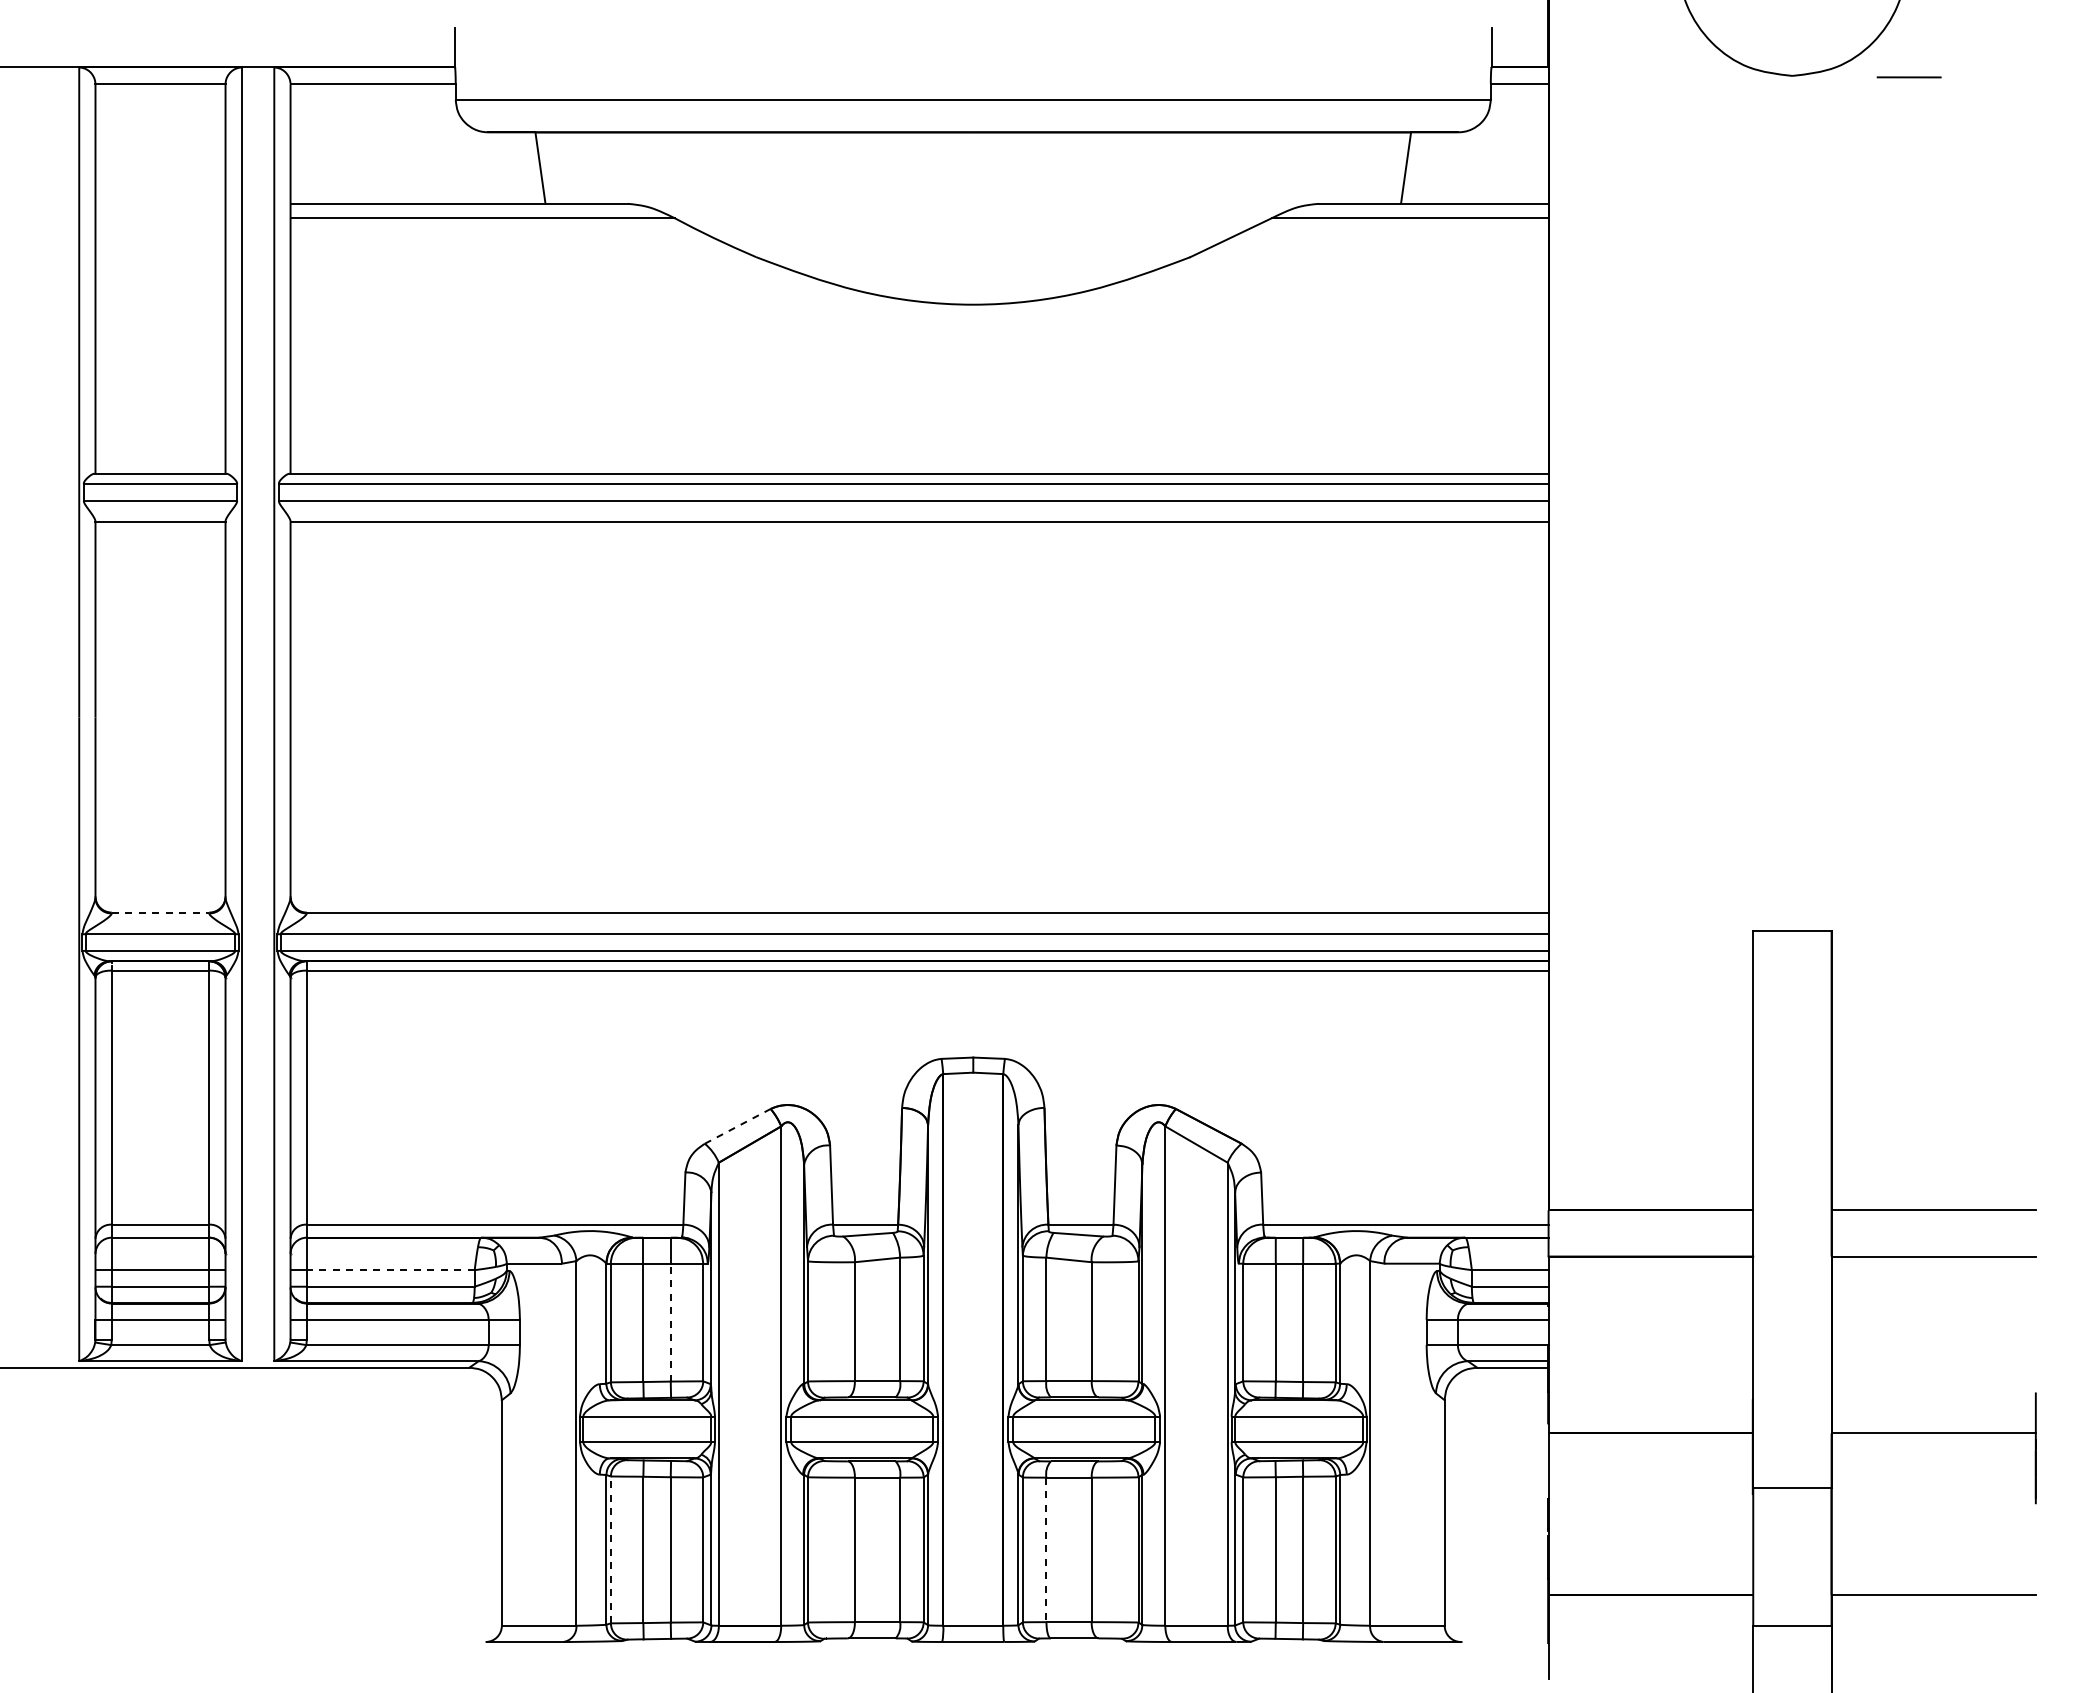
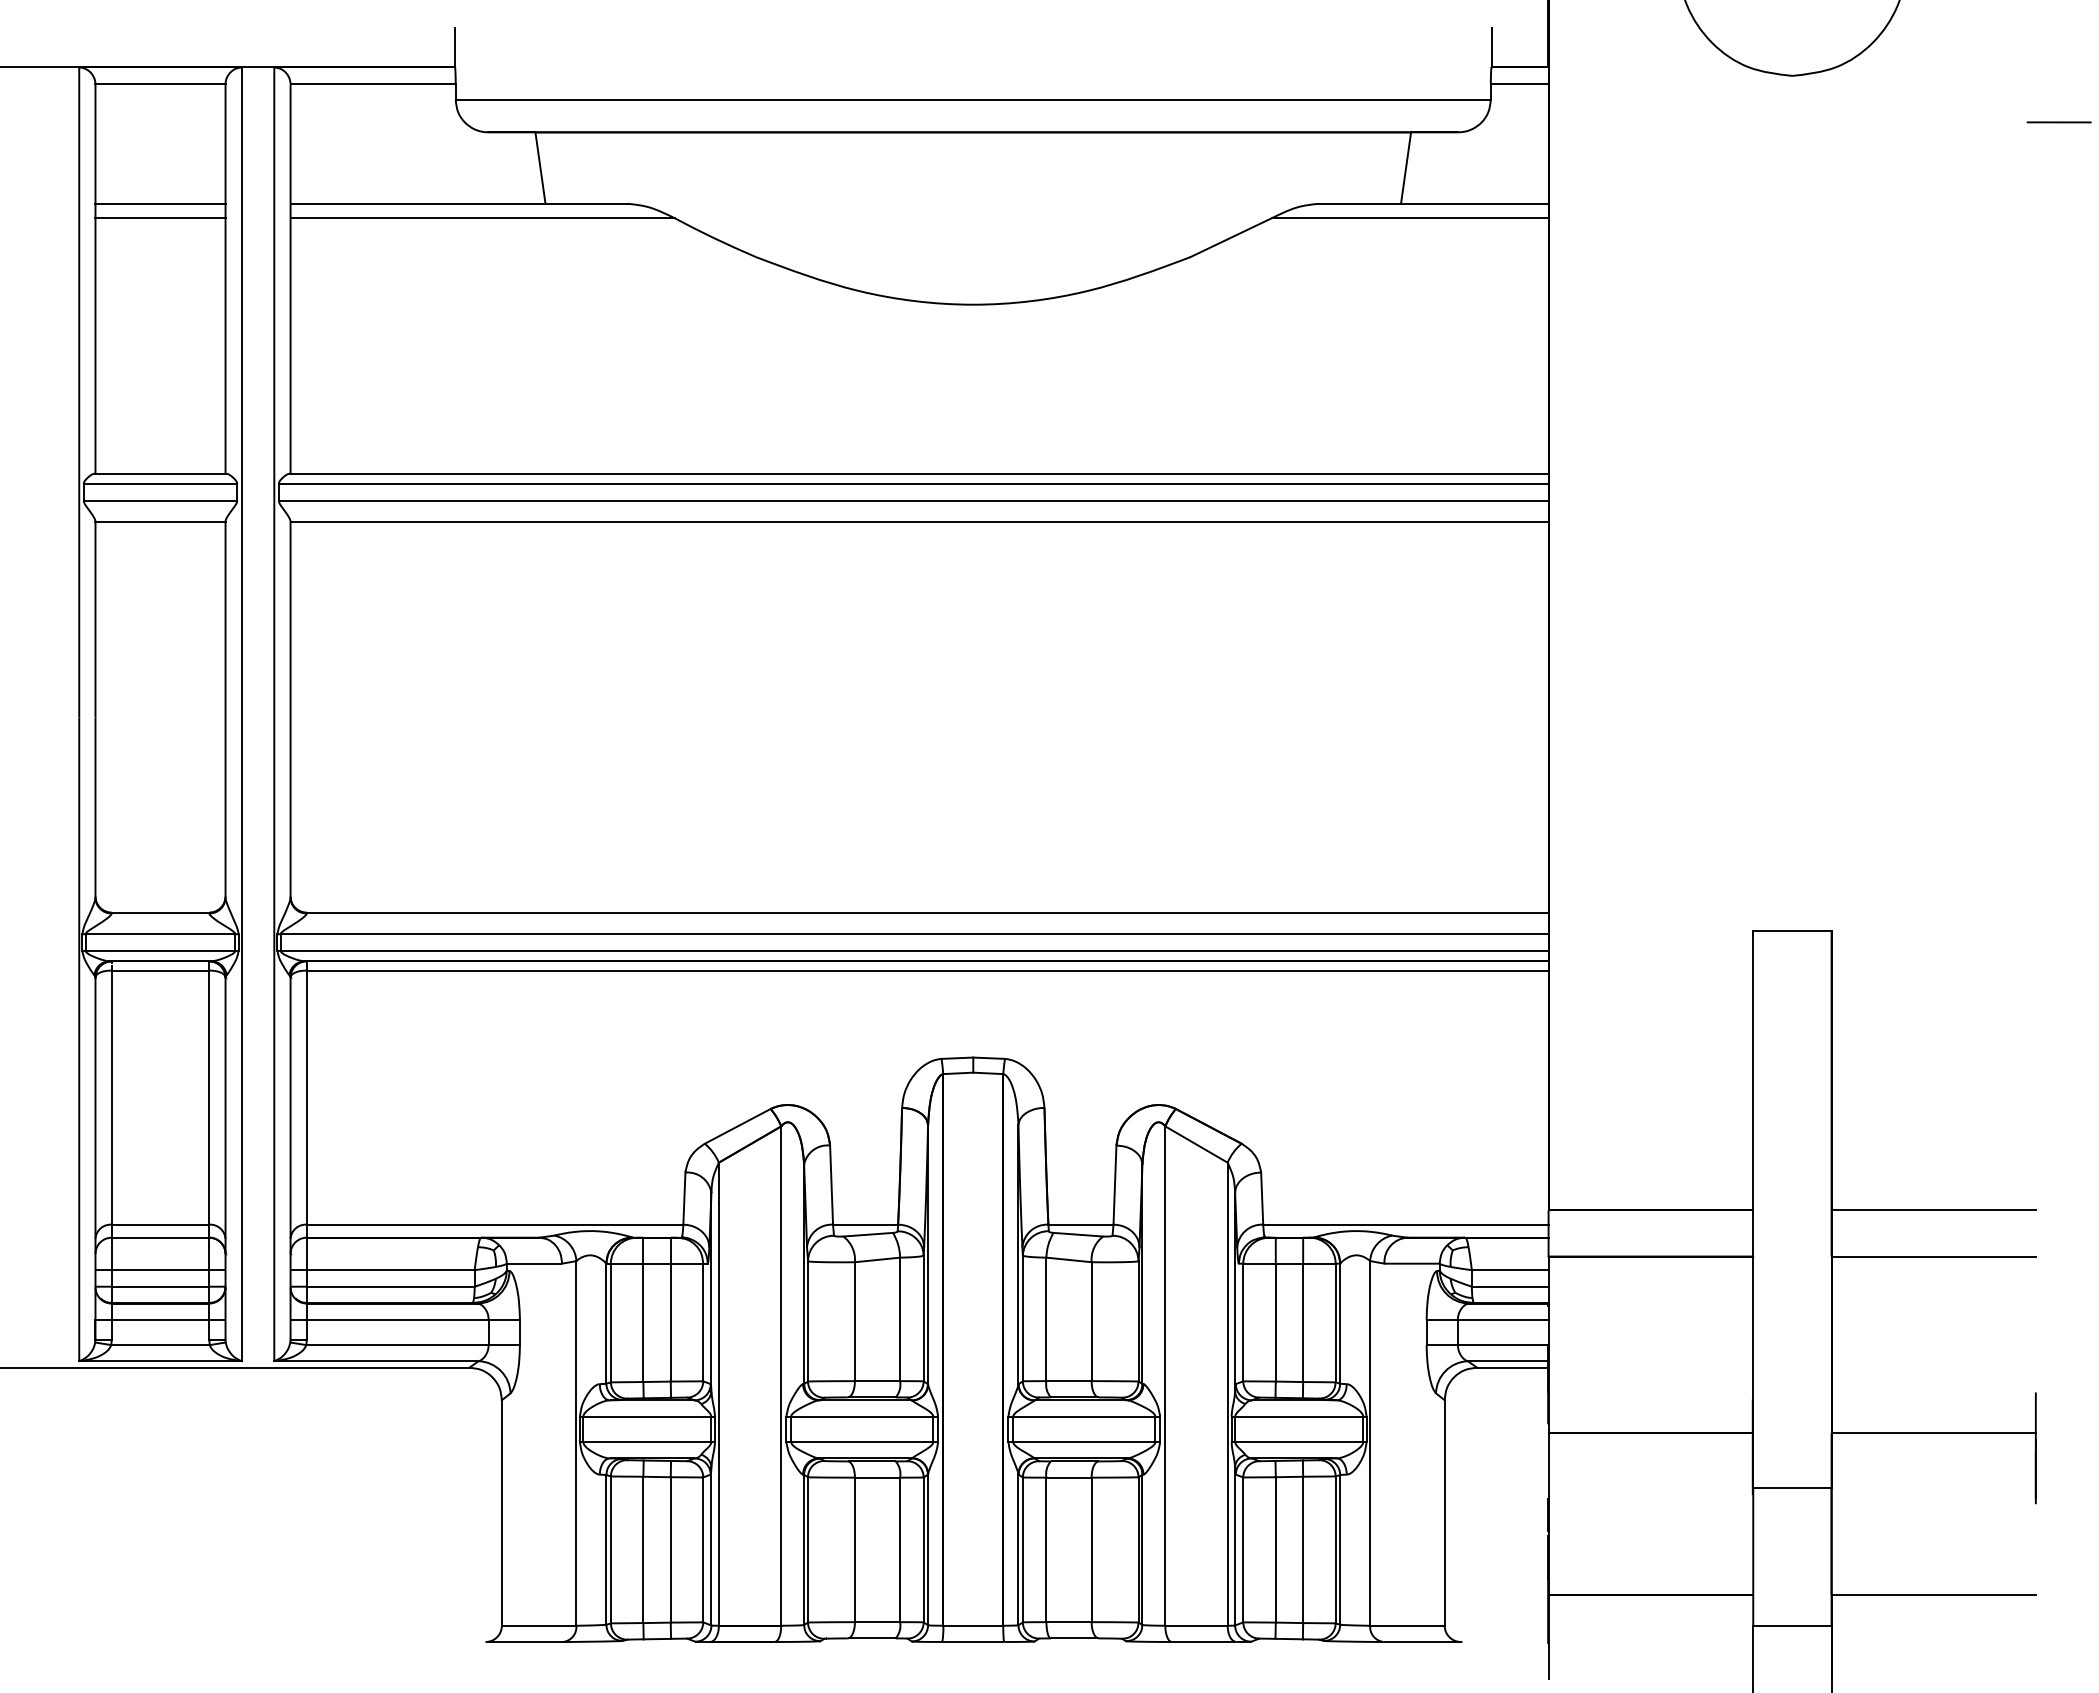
line position: (1908, 77) -> (2058, 122) (2058, 122)
line: none -> present (160, 203)
line: none -> present (160, 218)
line: dashed -> solid (160, 912)
line: dashed -> solid (738, 1126)
line: dashed -> solid (390, 1270)
line: dashed -> solid (670, 1322)
line: dashed -> solid (610, 1549)
line: dashed -> solid (1046, 1550)
